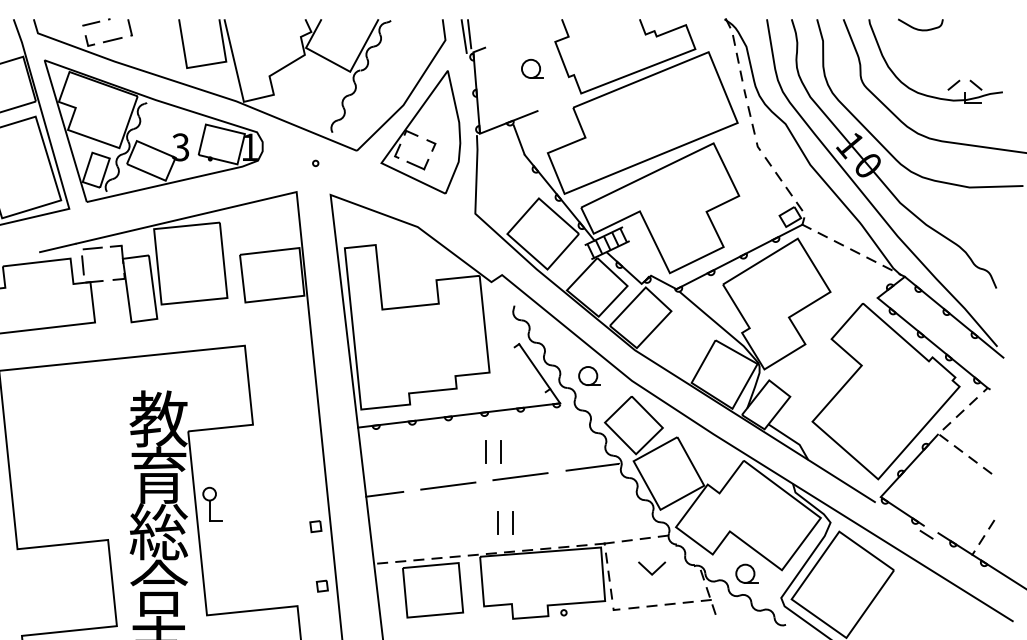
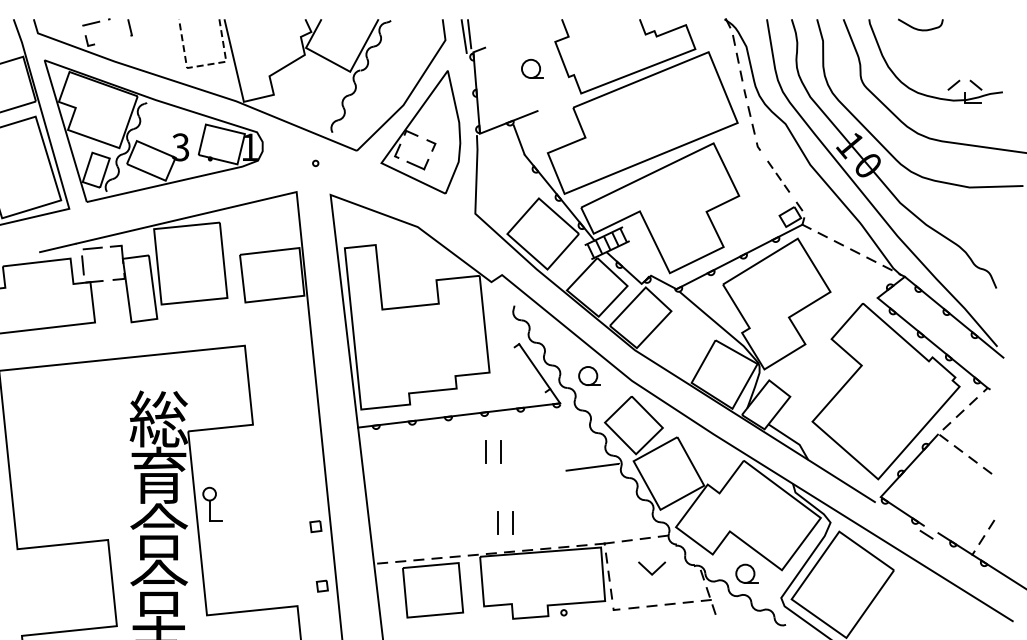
line: present -> none (112, 40)
line: solid -> dashed (202, 65)
part size: 29x40 px -> 24x33 px (778, 176)
text: 教 -> 総 (158, 418)
line: present -> none (520, 476)
line: present -> none (448, 485)
line: present -> none (384, 493)
text: 総 -> 合 (158, 531)
